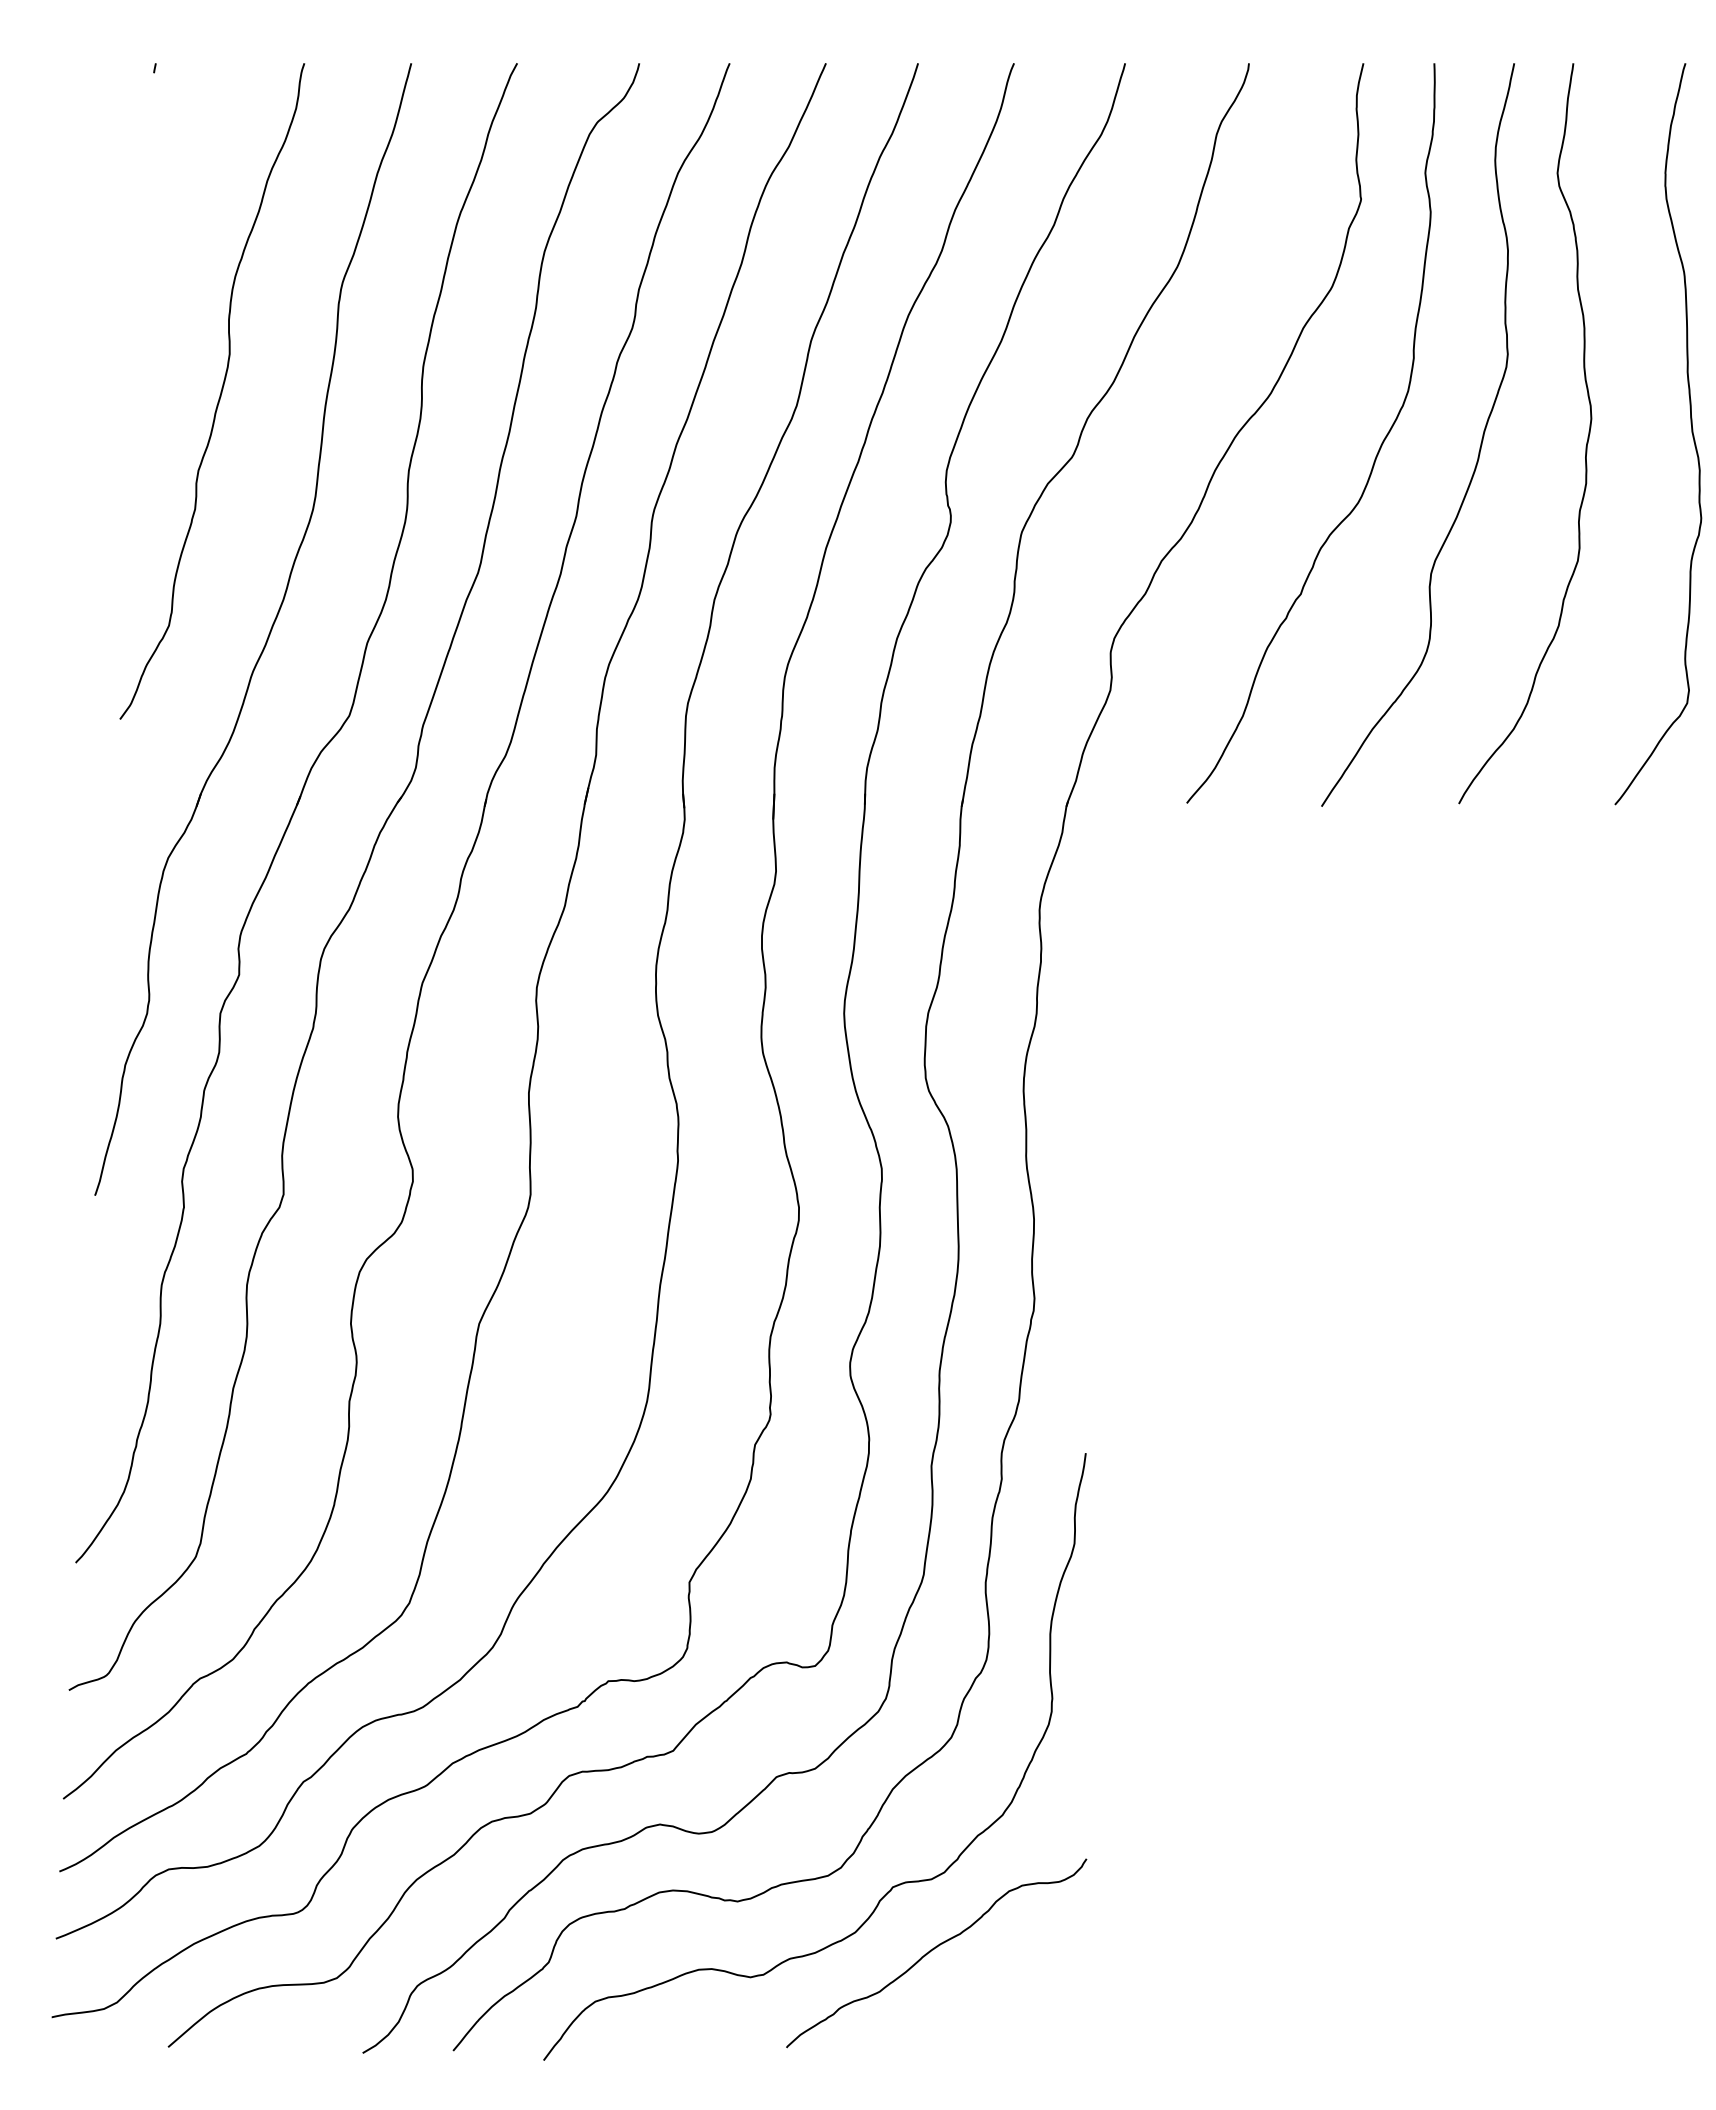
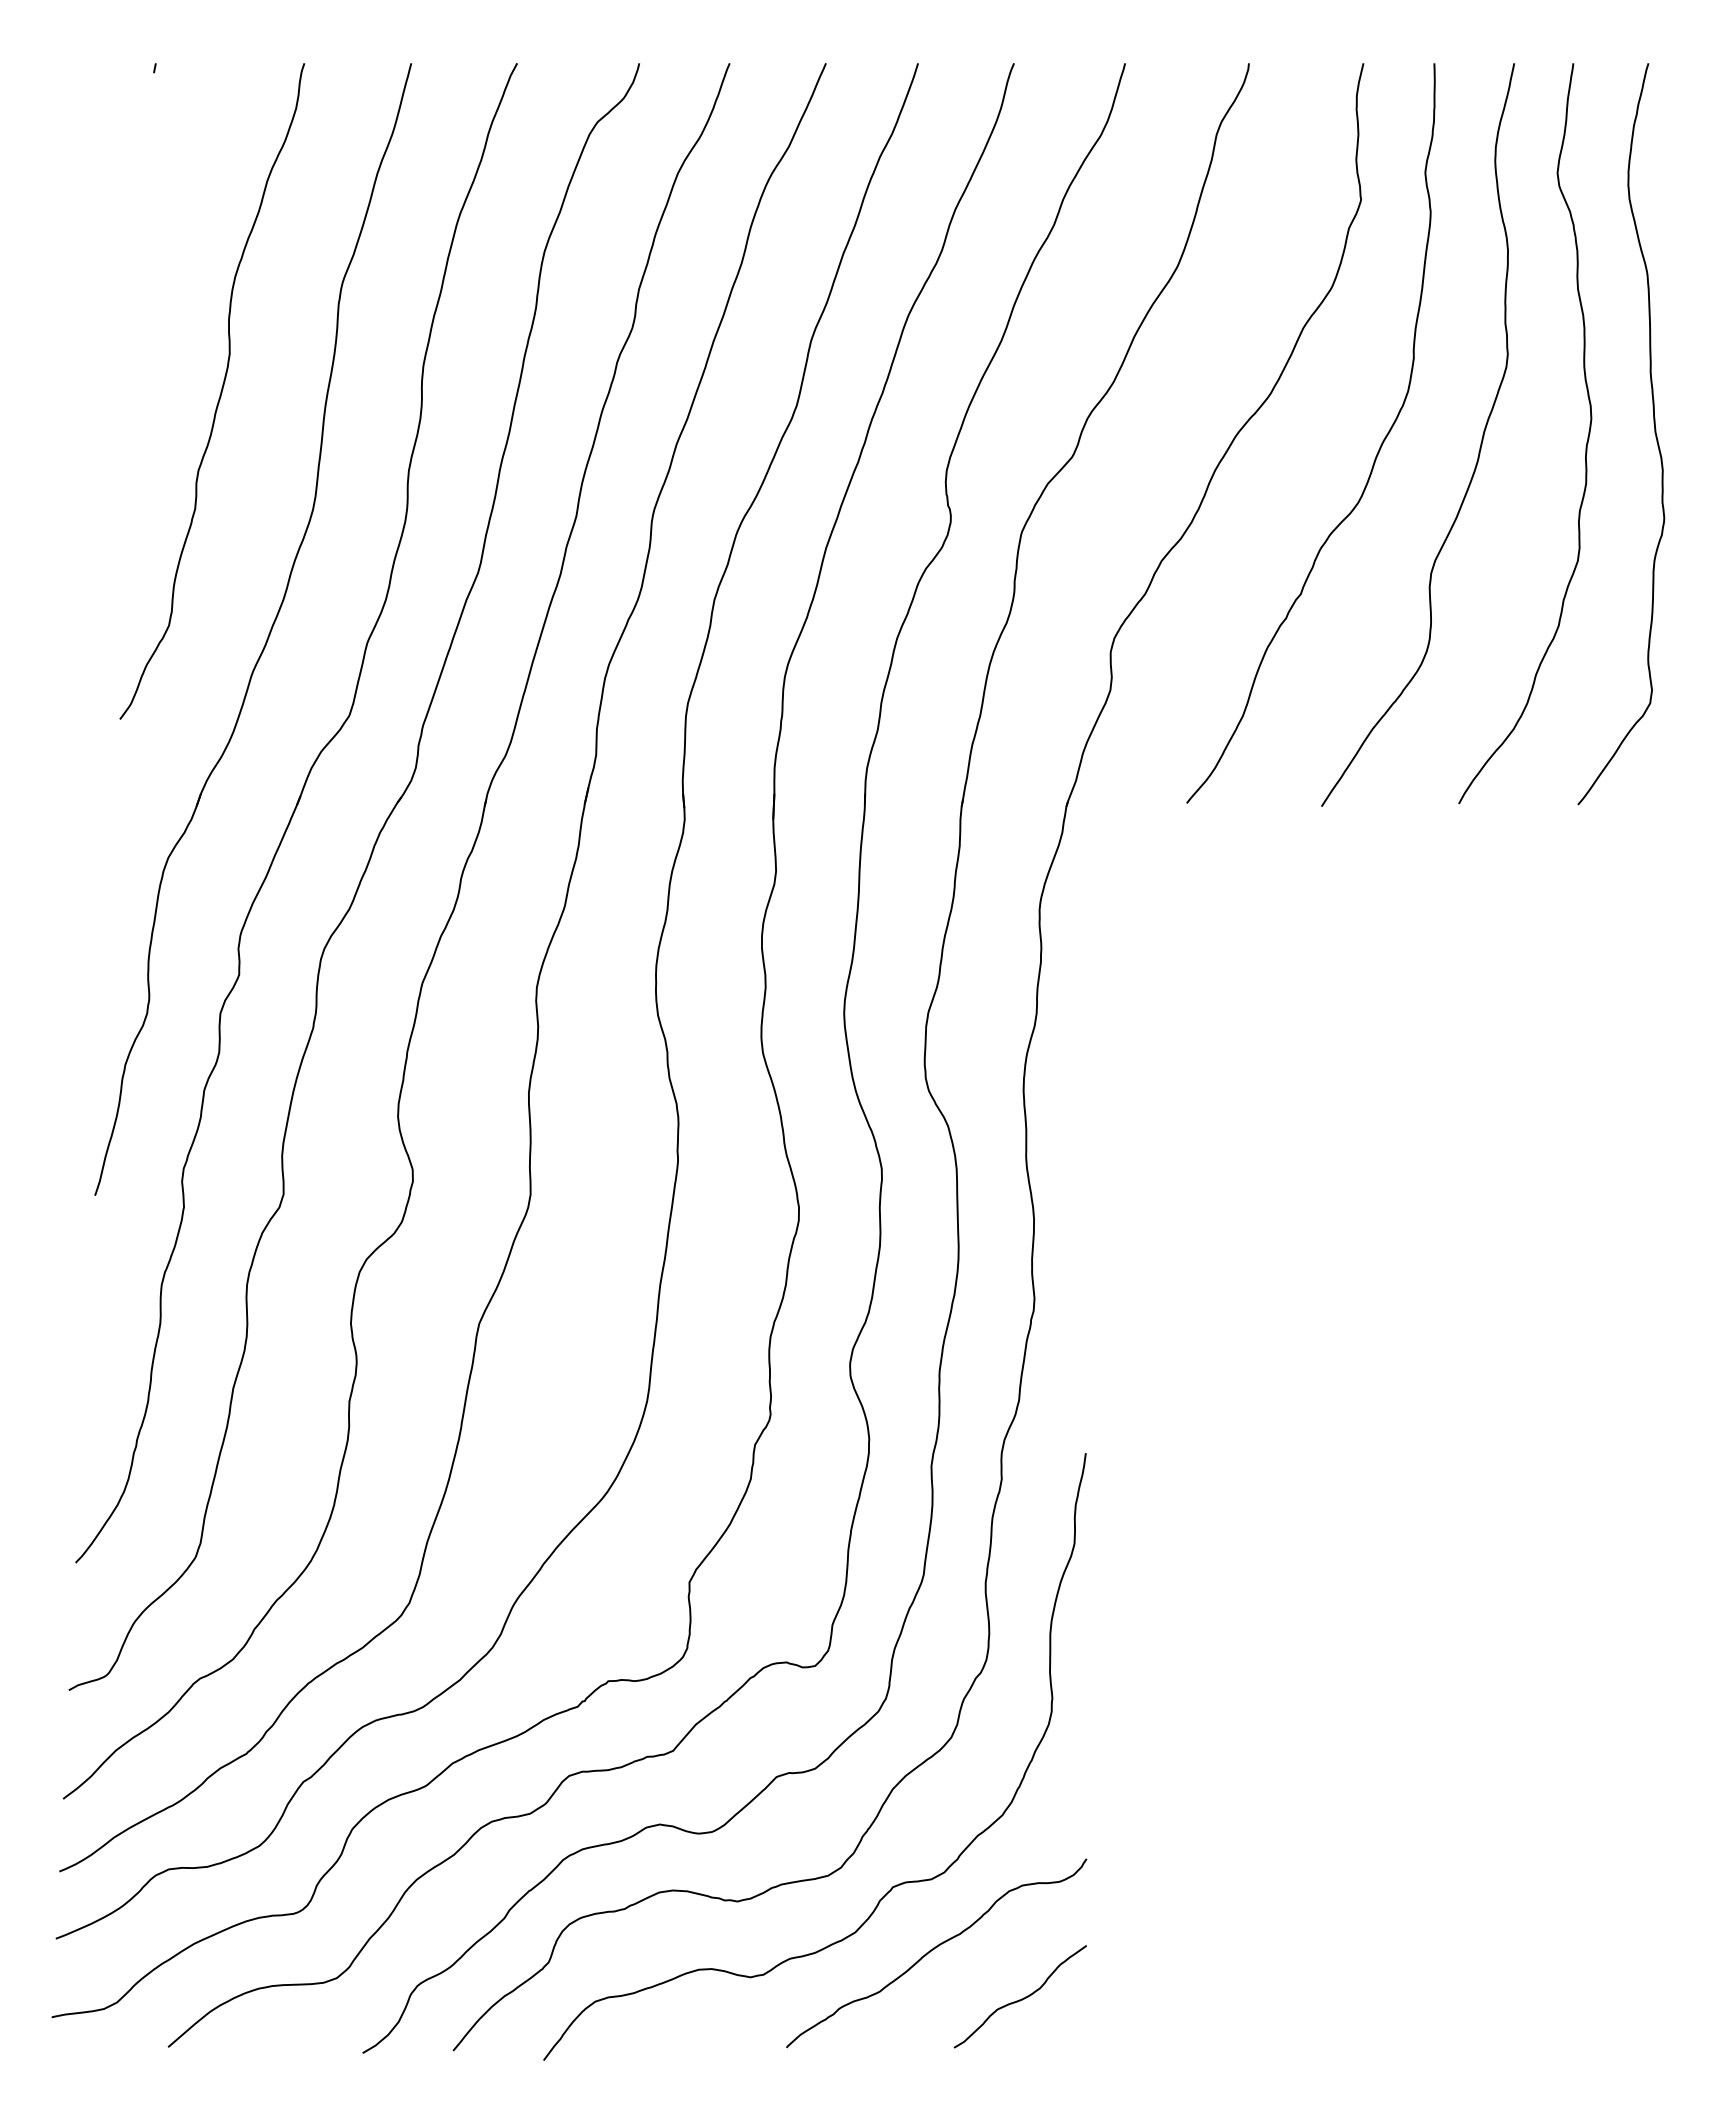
curve position: (1691, 433) -> (1654, 433) (1654, 433)
curve: none -> present (1021, 1998)
